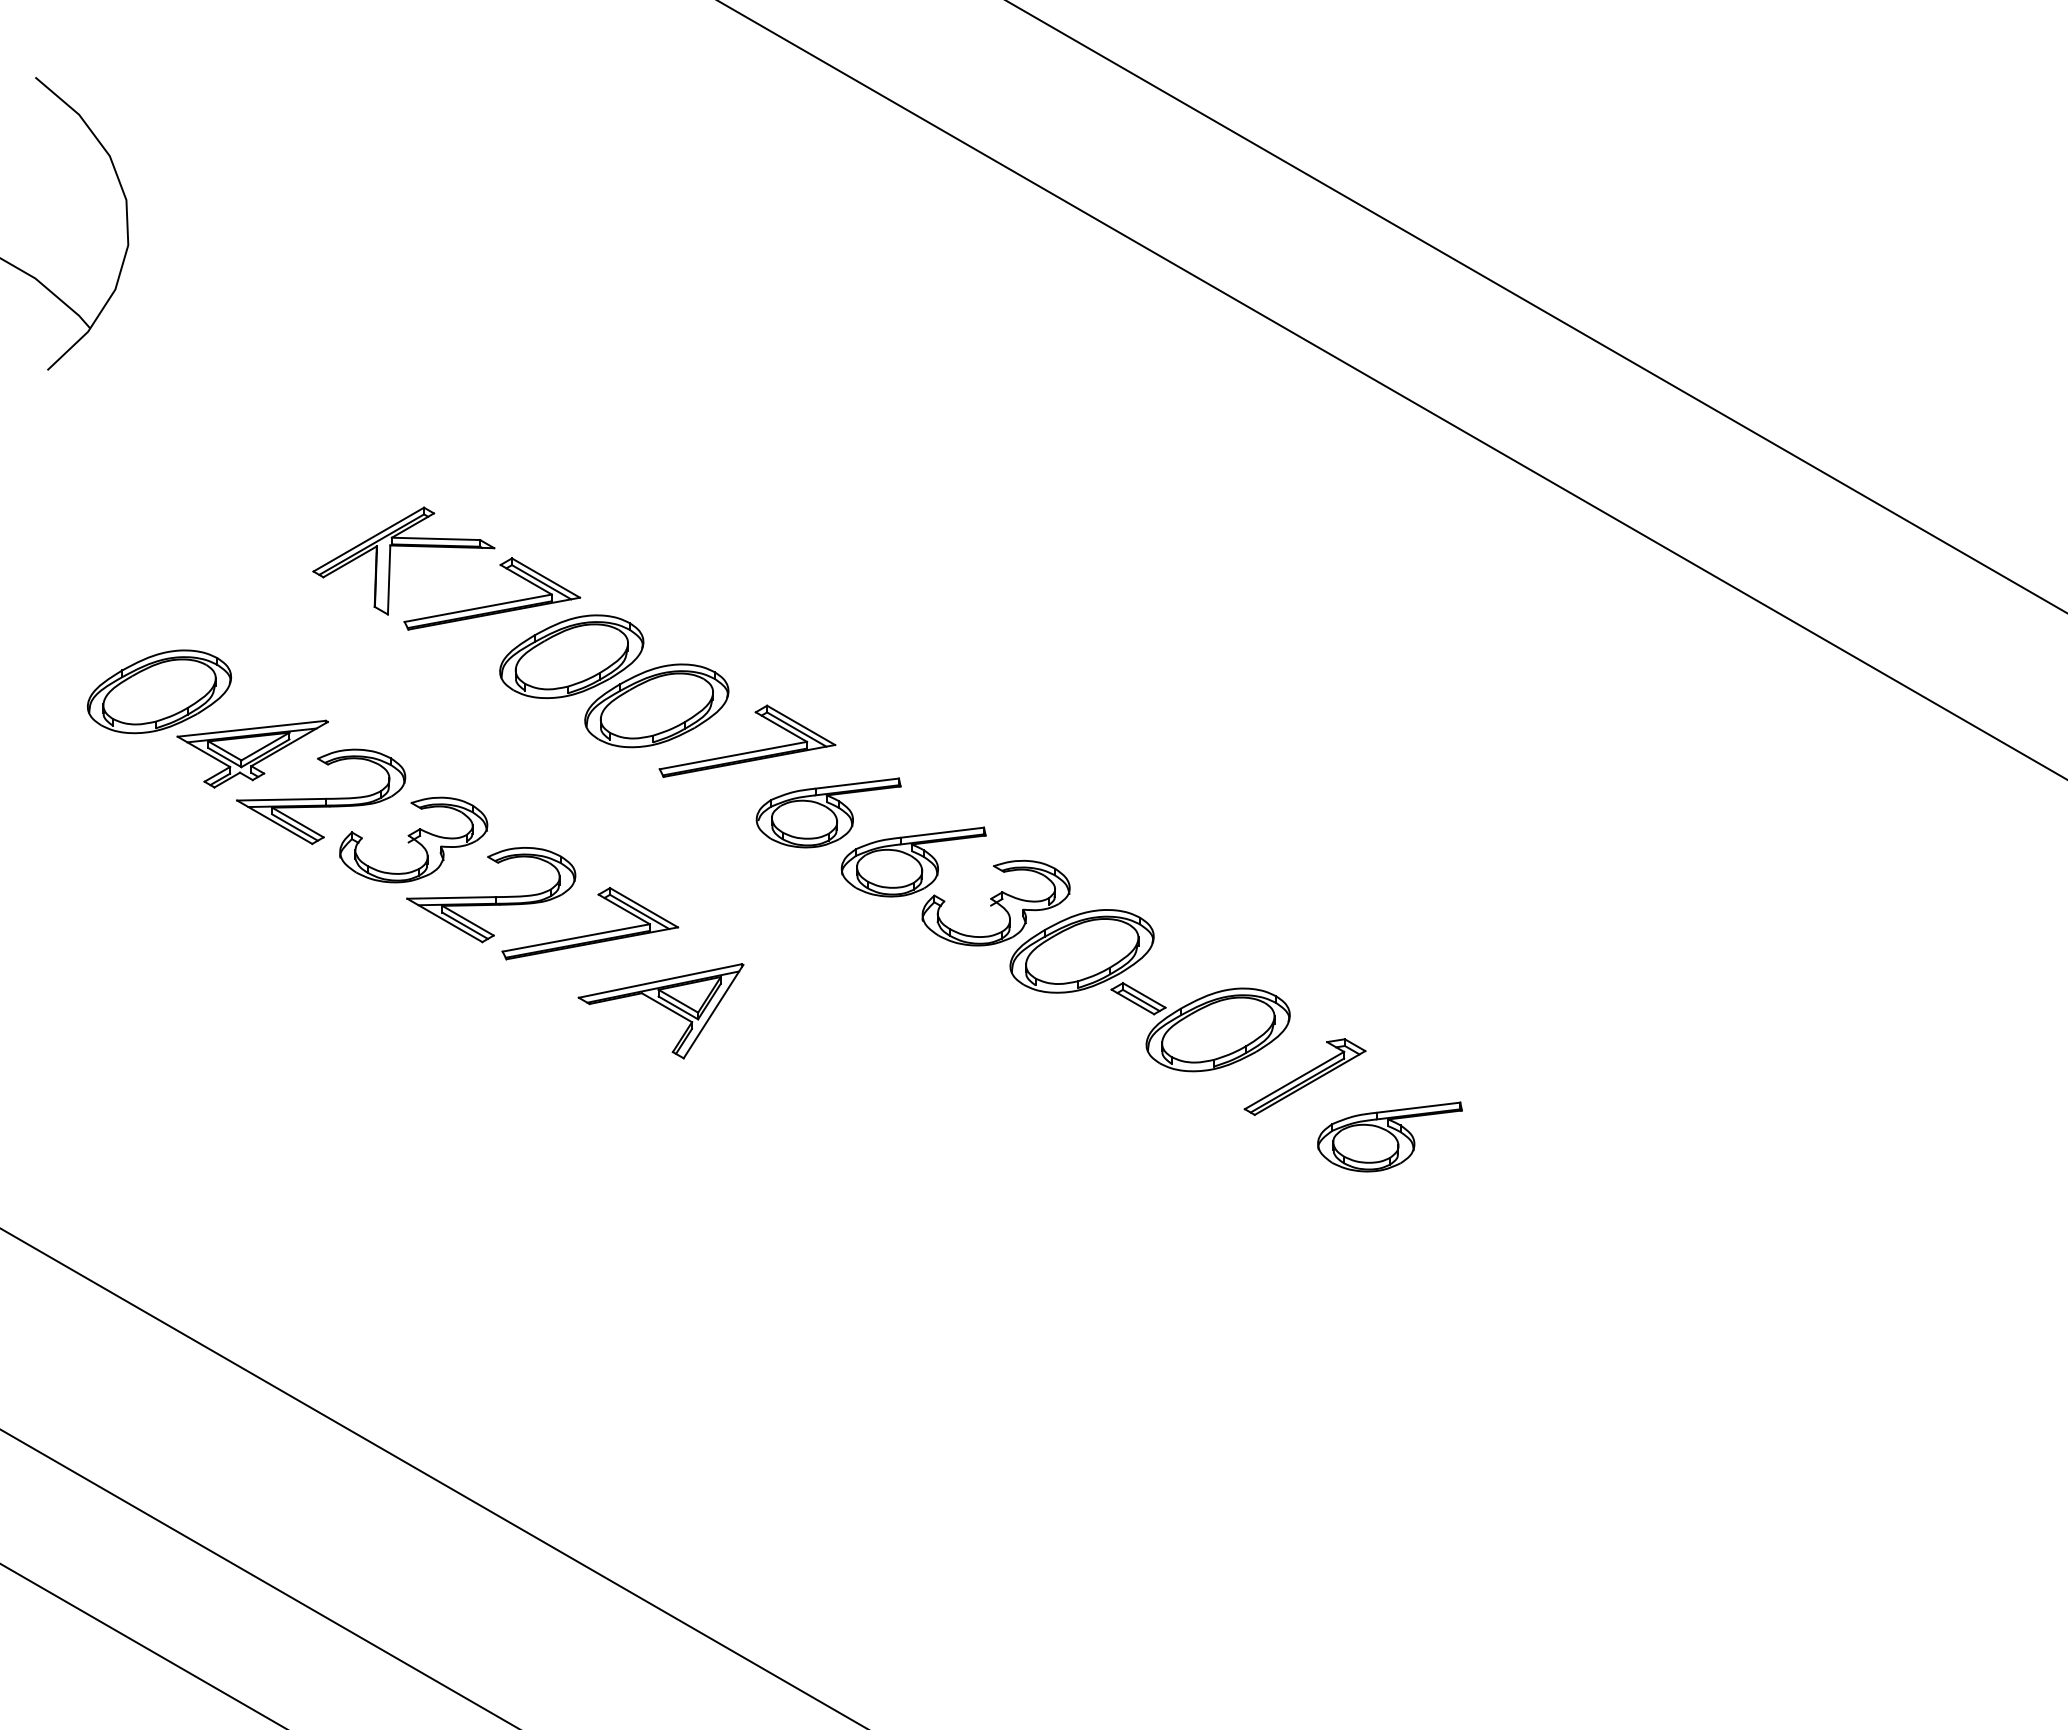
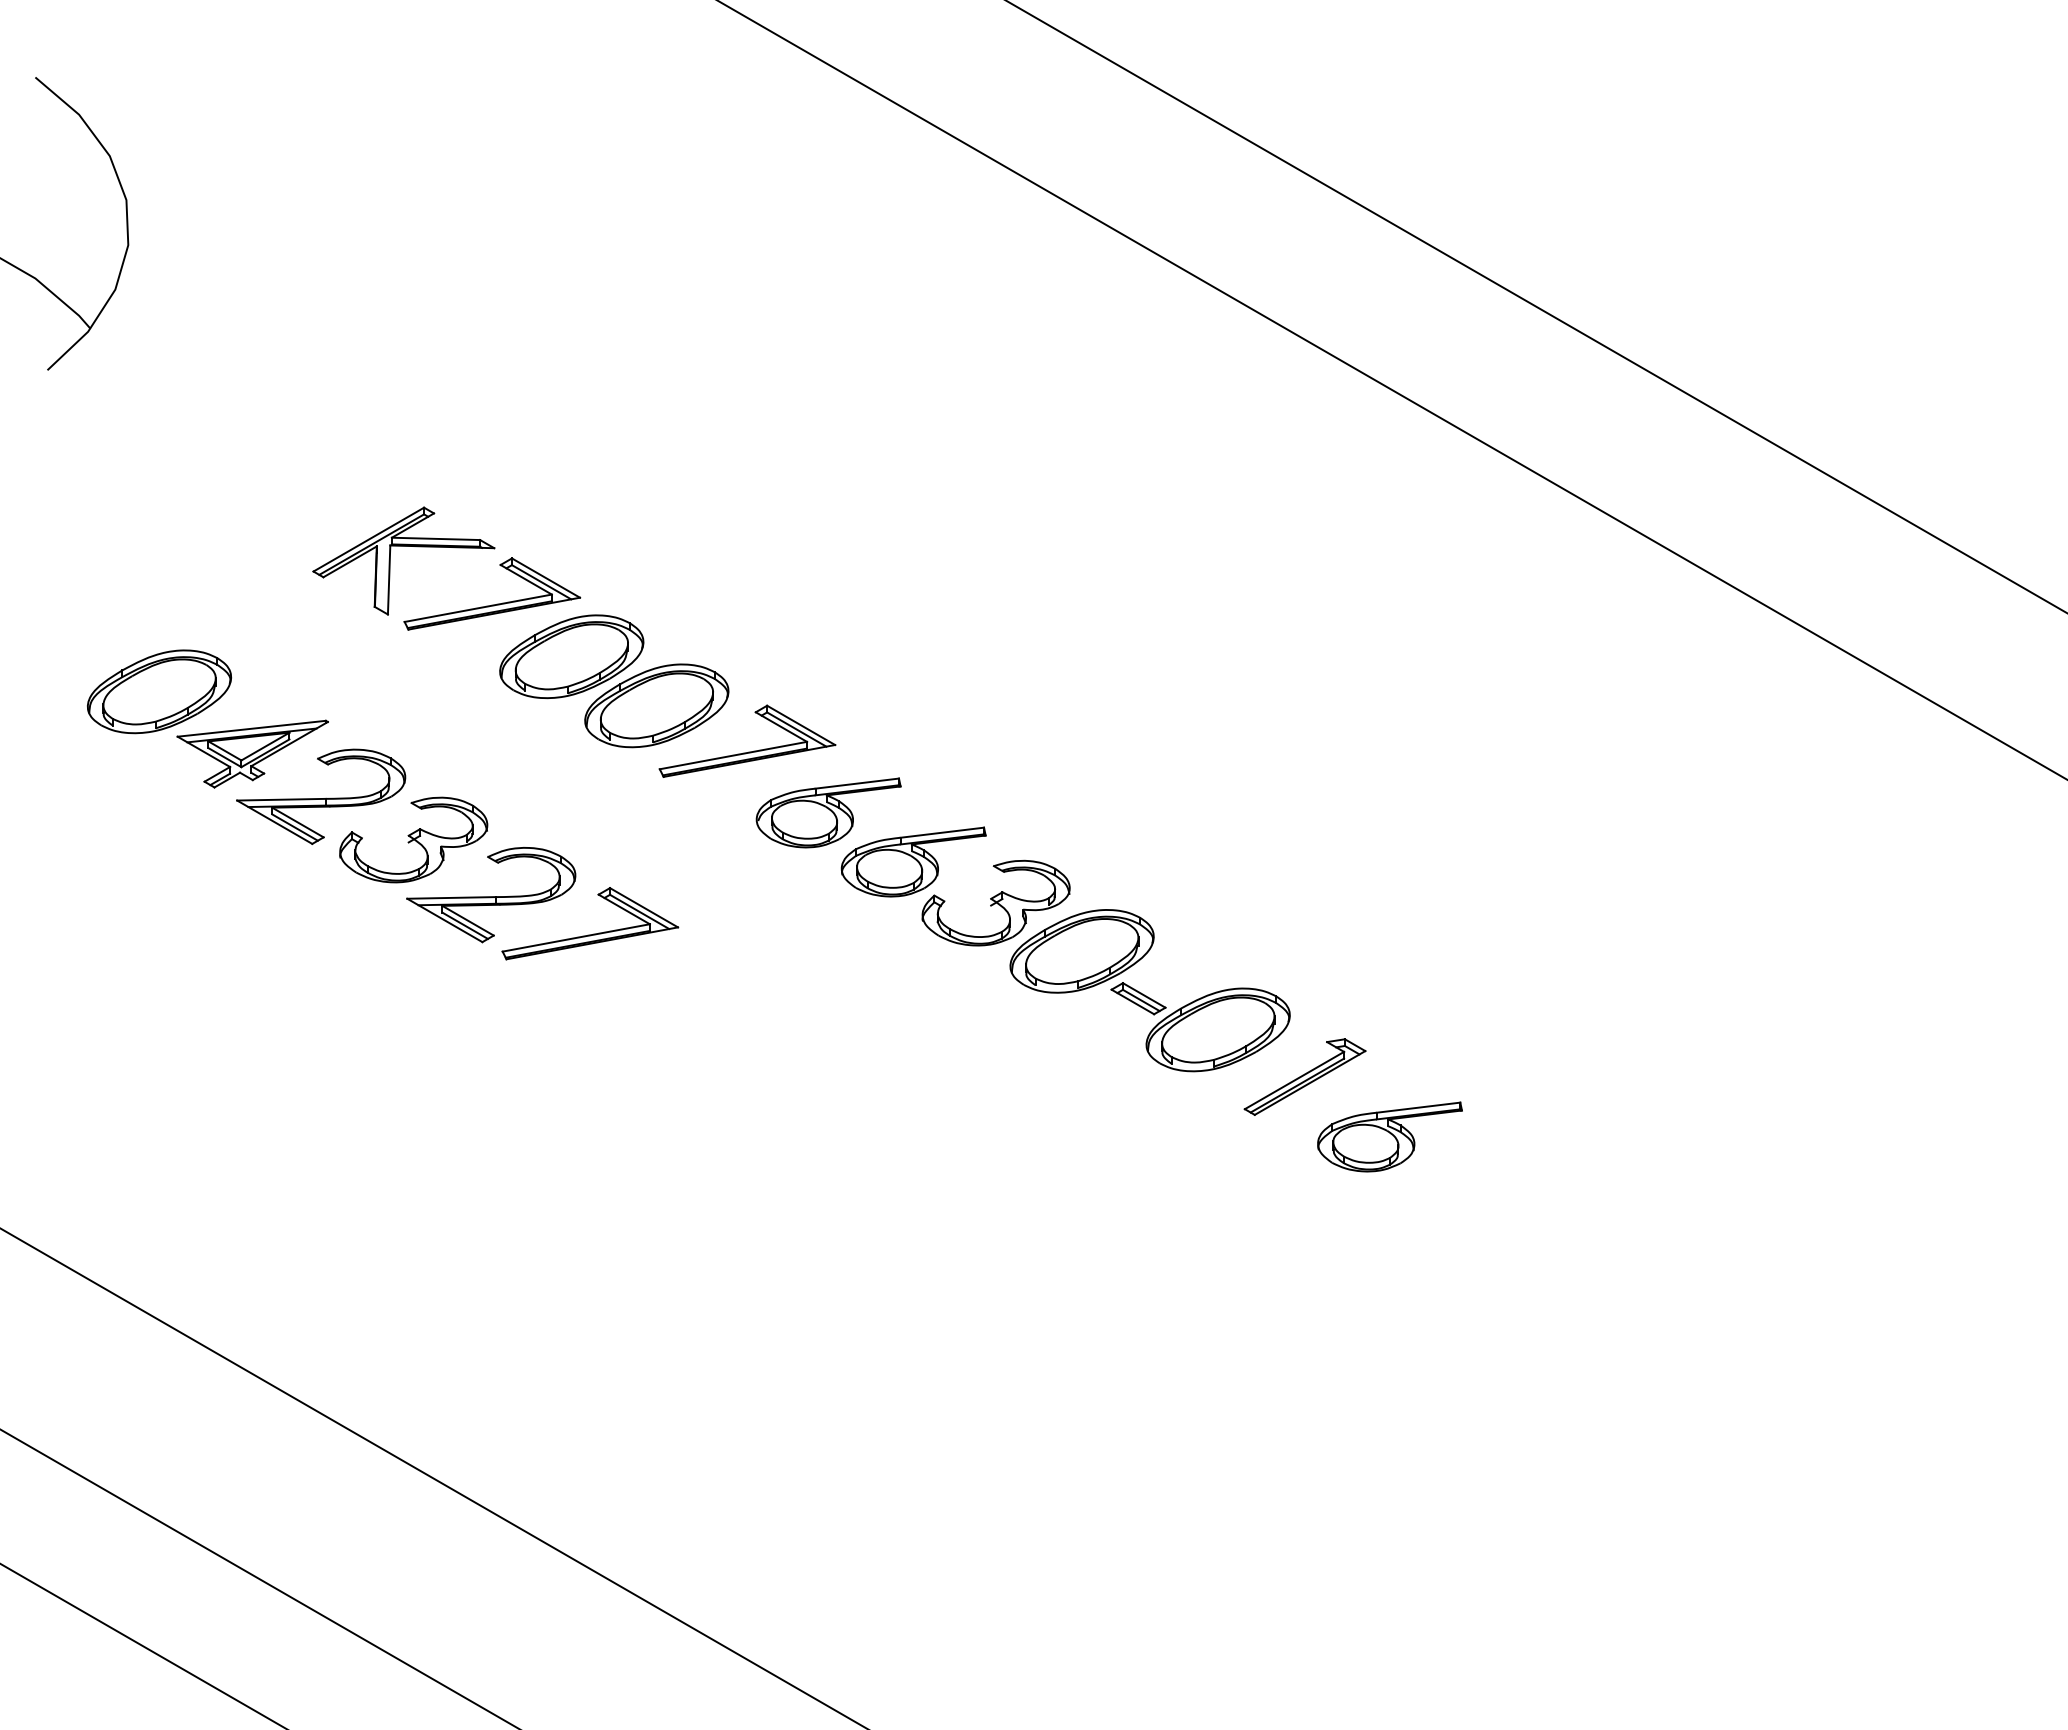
part: present -> none (660, 1011)
